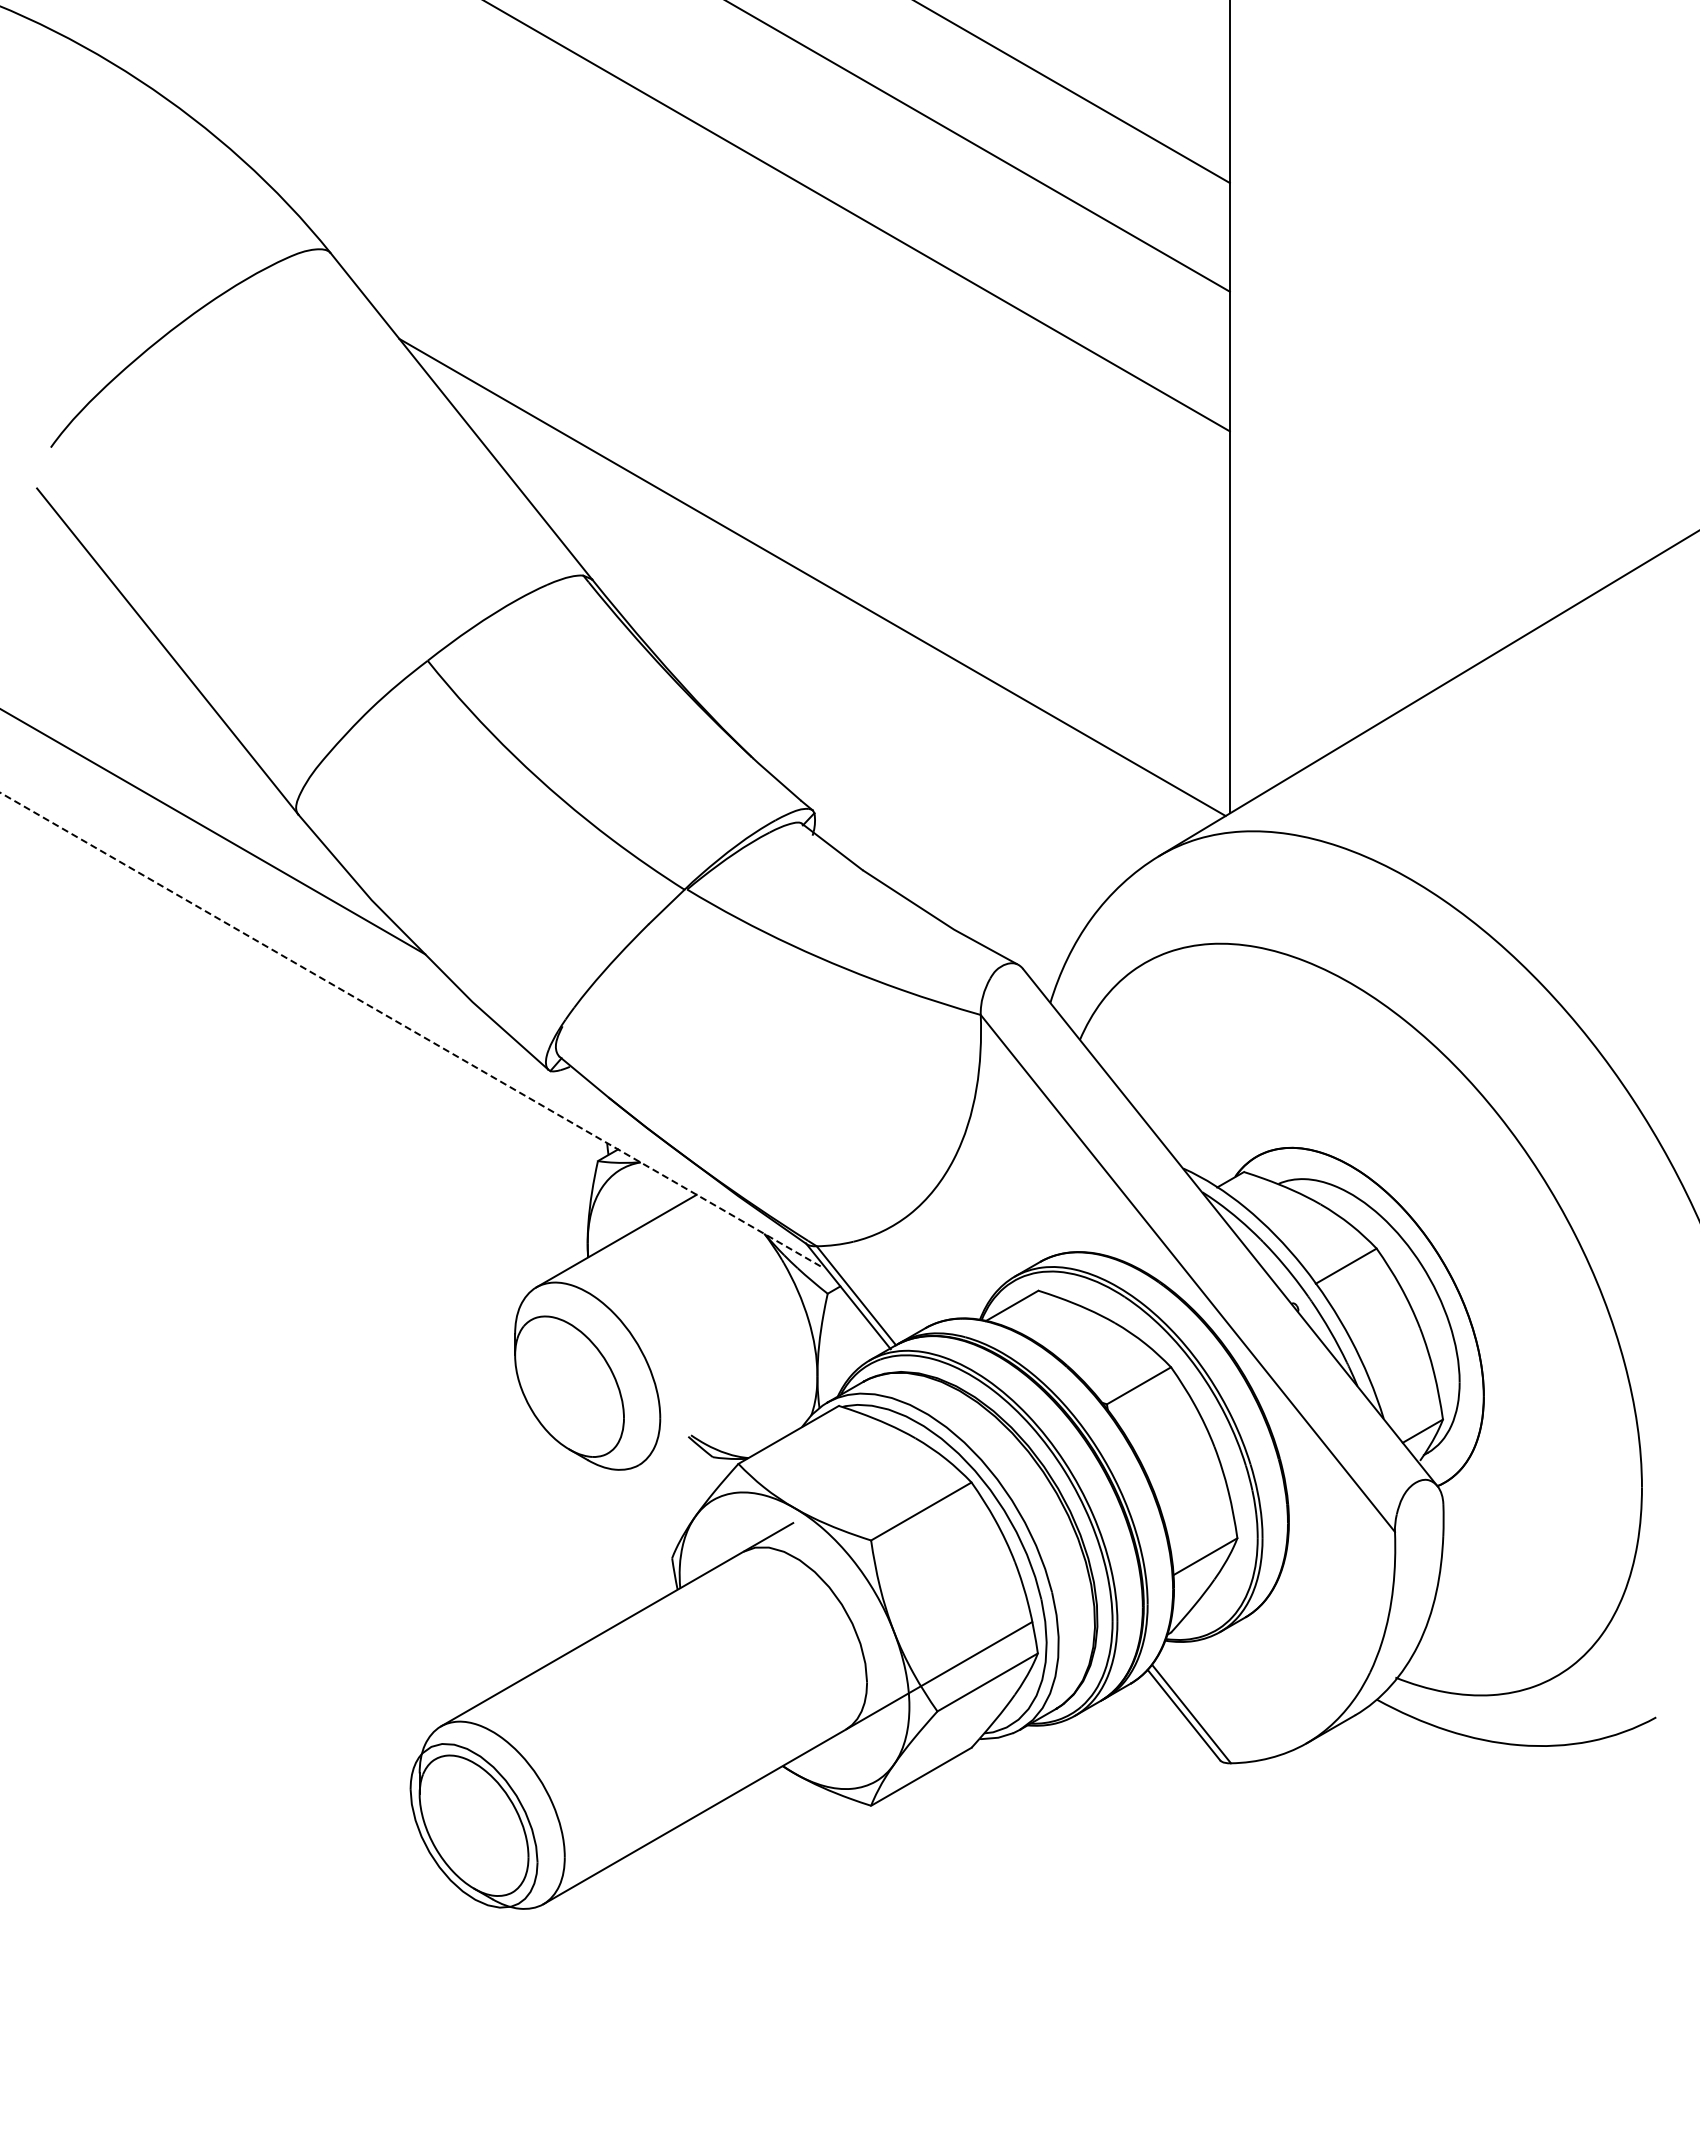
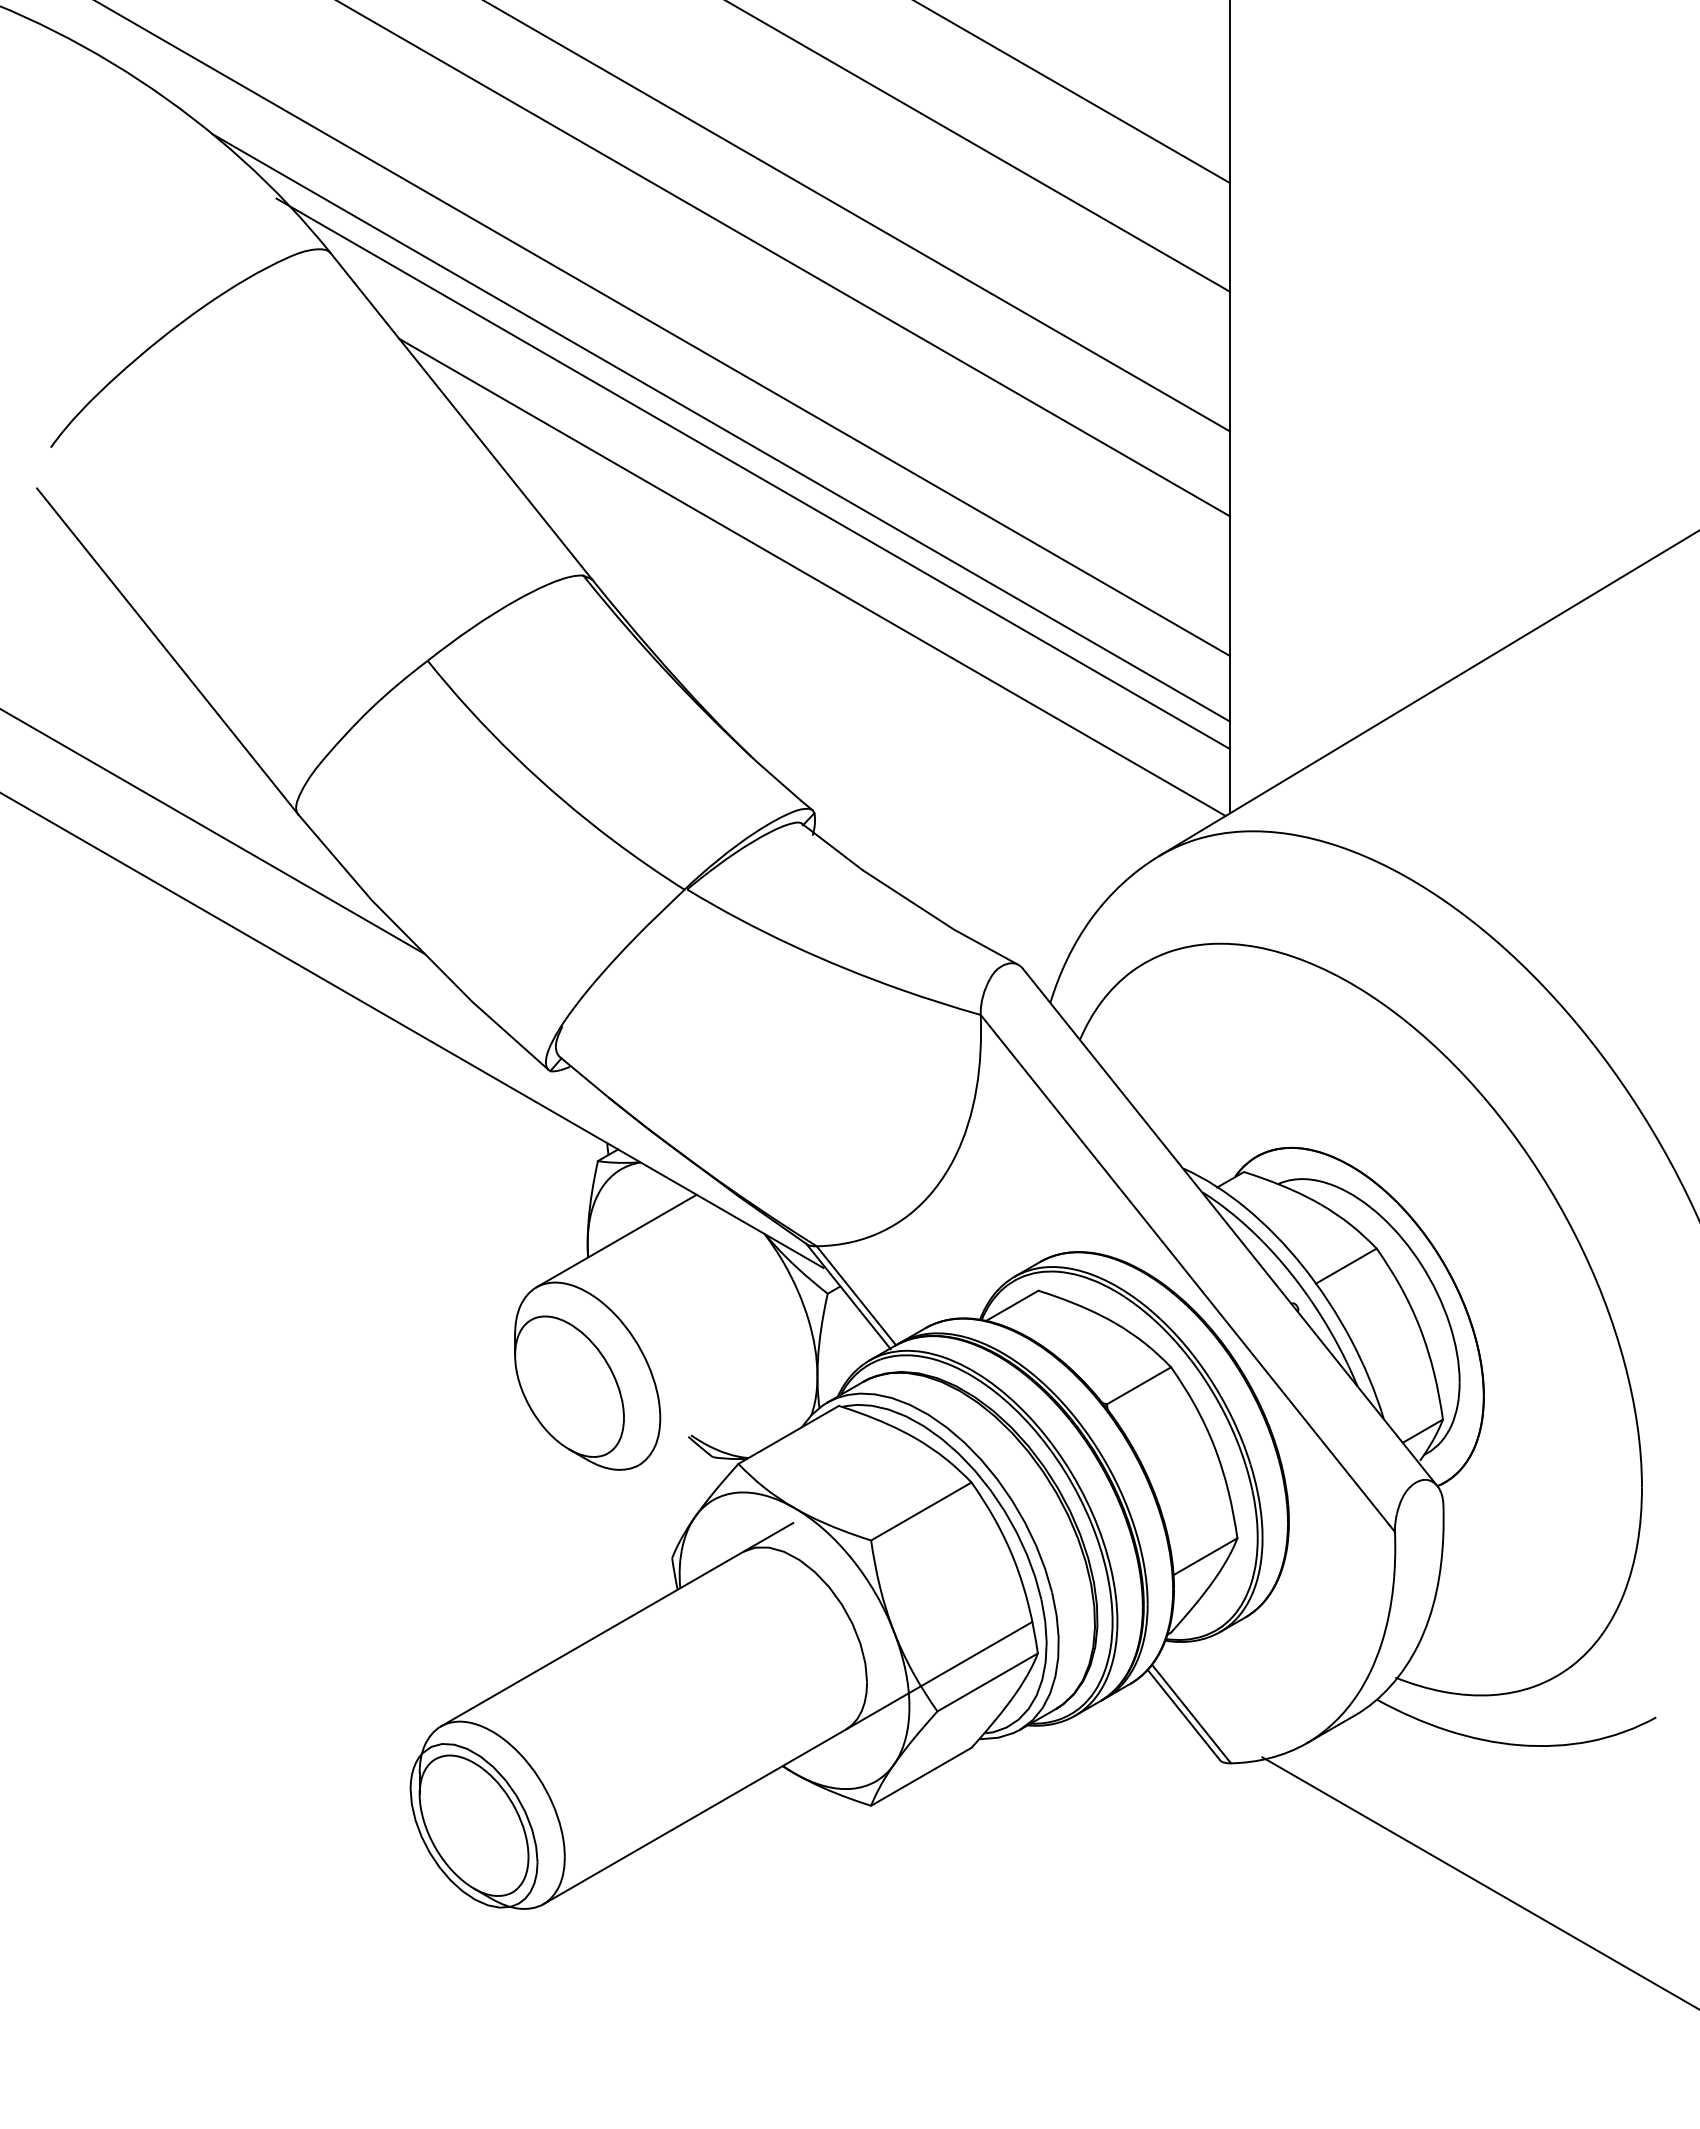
line: none -> present (784, 259)
line: none -> present (663, 328)
line: none -> present (720, 427)
line: none -> present (752, 473)
line: dashed -> solid (412, 1030)
line: none -> present (1479, 1882)
